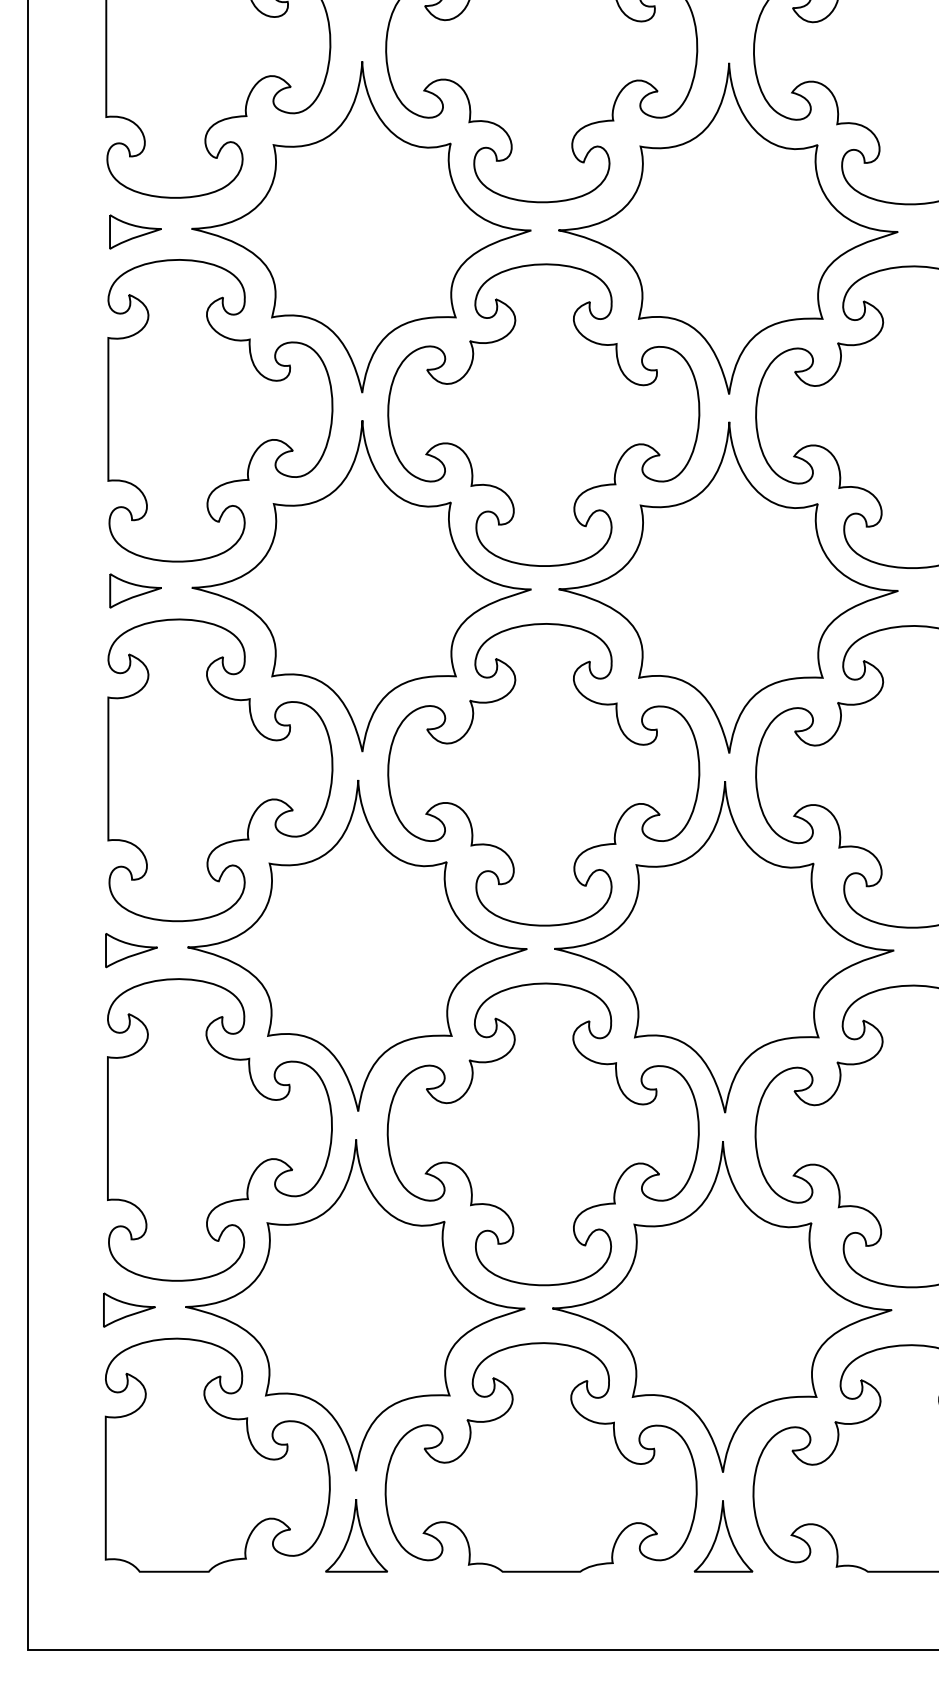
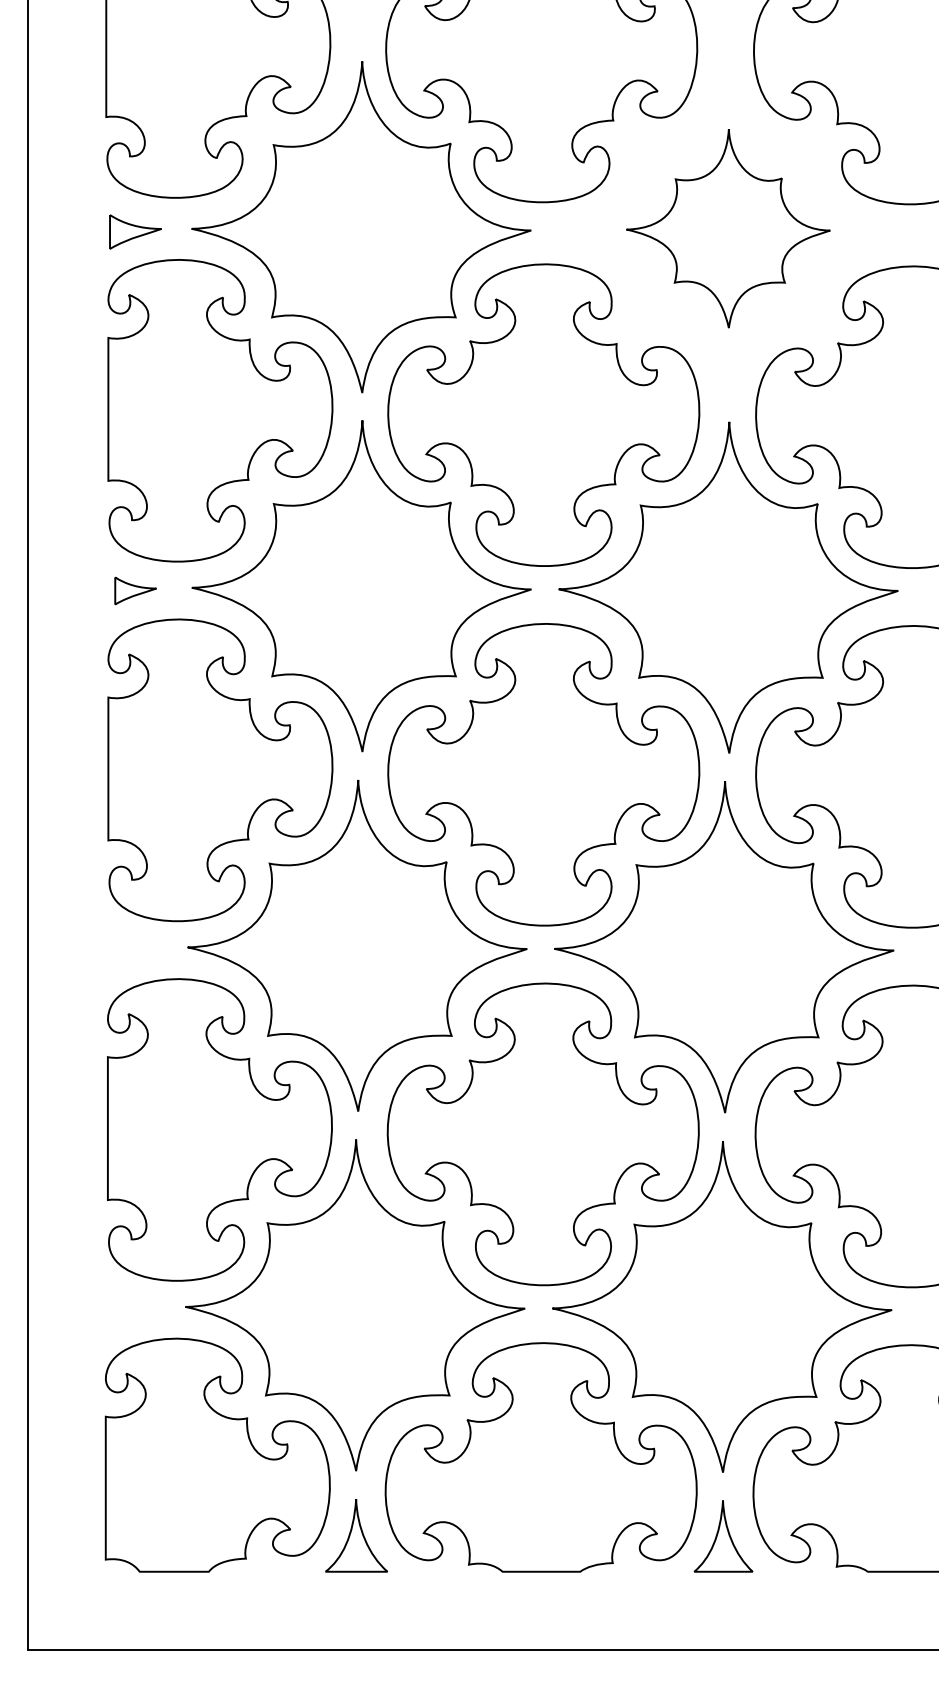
part size: 341x333 px -> 205x200 px (728, 228)
part size: 53x36 px -> 43x30 px (135, 590)
part: present -> none (131, 950)
part: present -> none (129, 1309)
